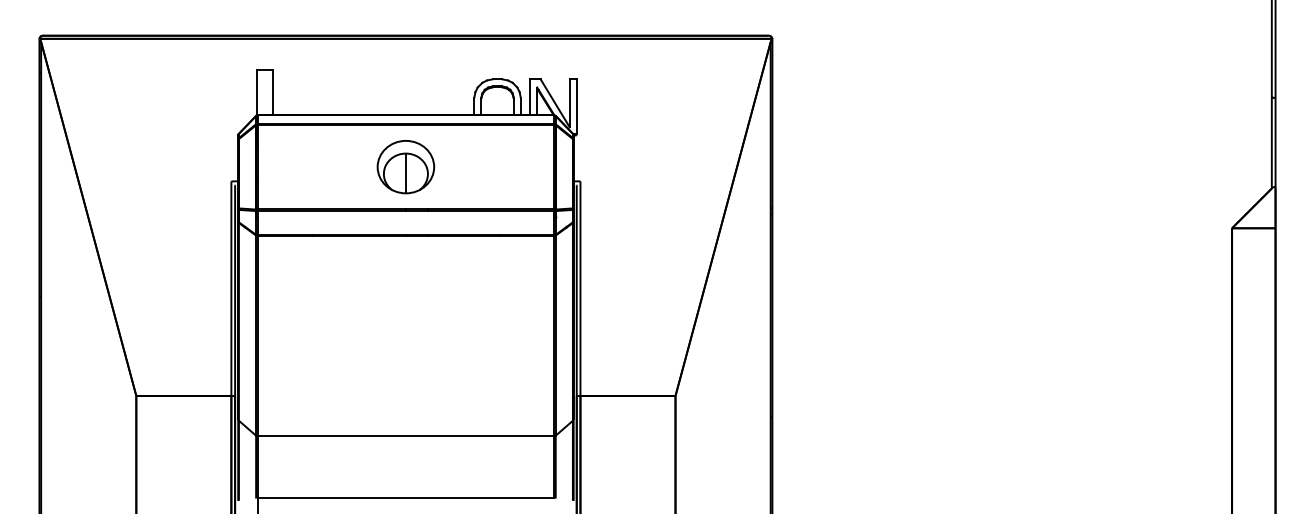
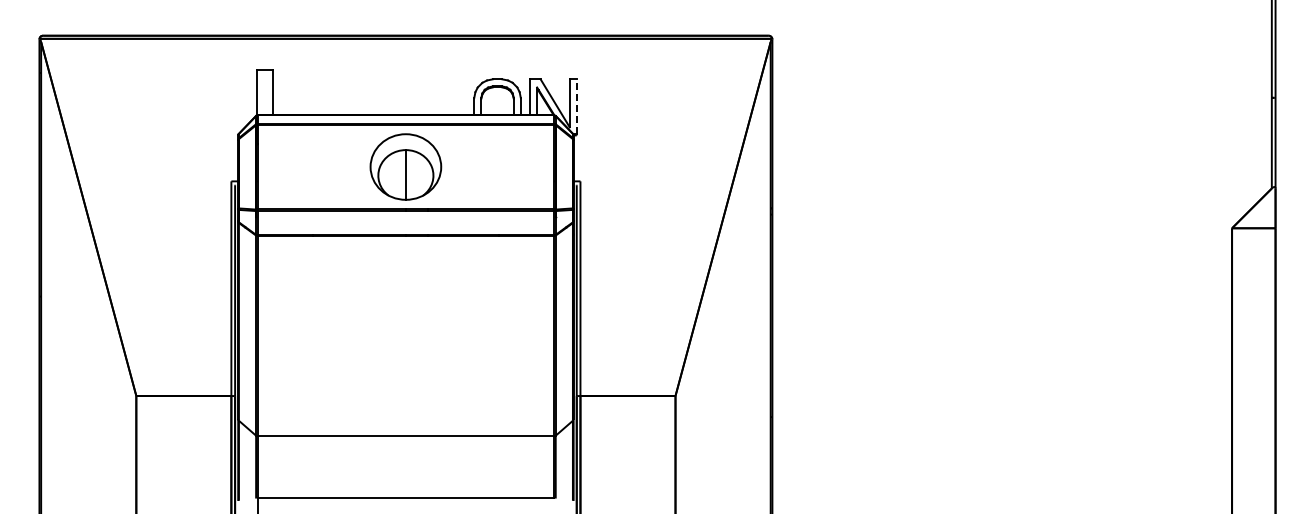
line: solid -> dashed (576, 106)
part size: 60x55 px -> 74x68 px (405, 166)
